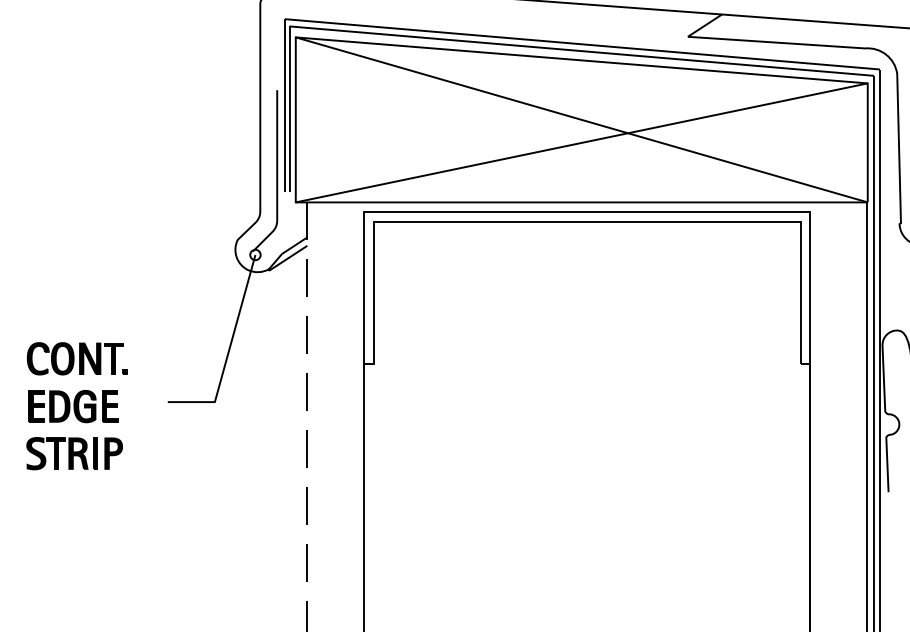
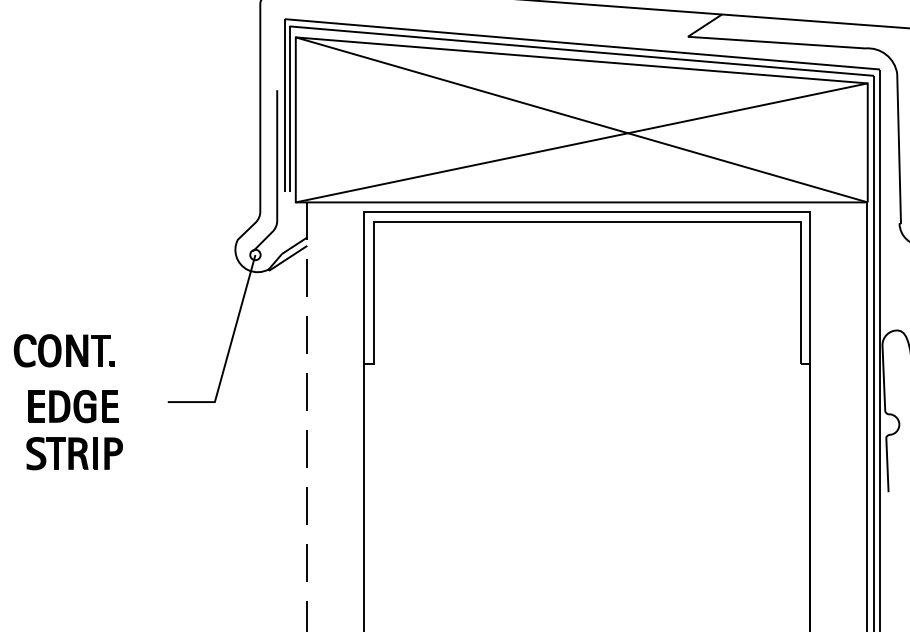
part position: (76, 358) -> (63, 350) (63, 350)
